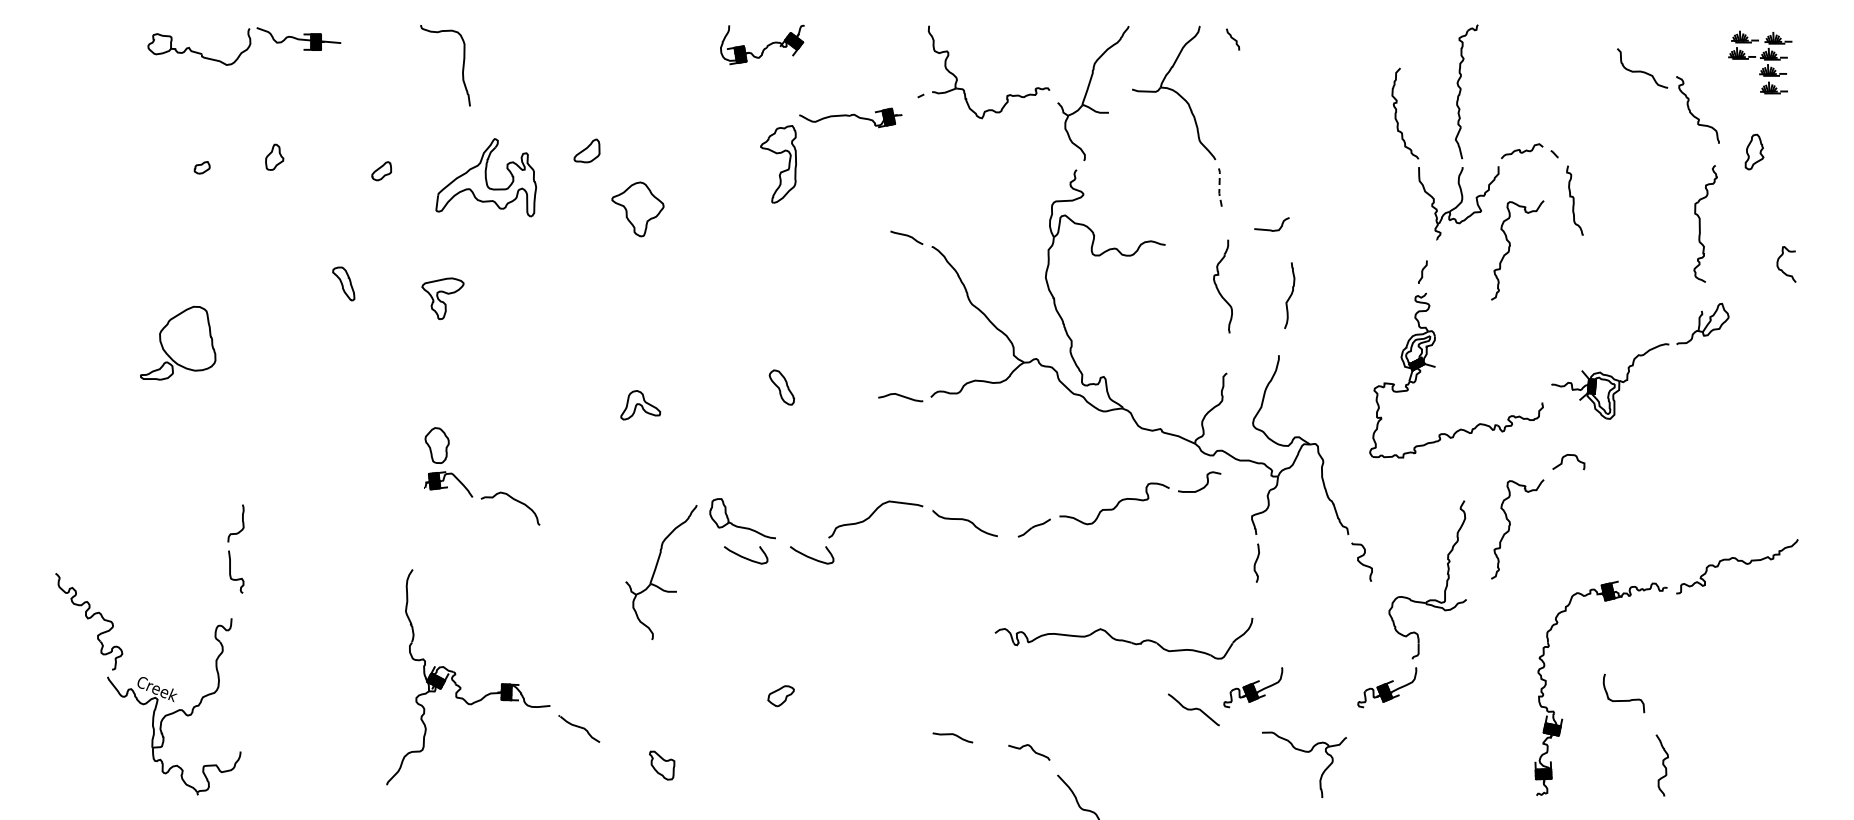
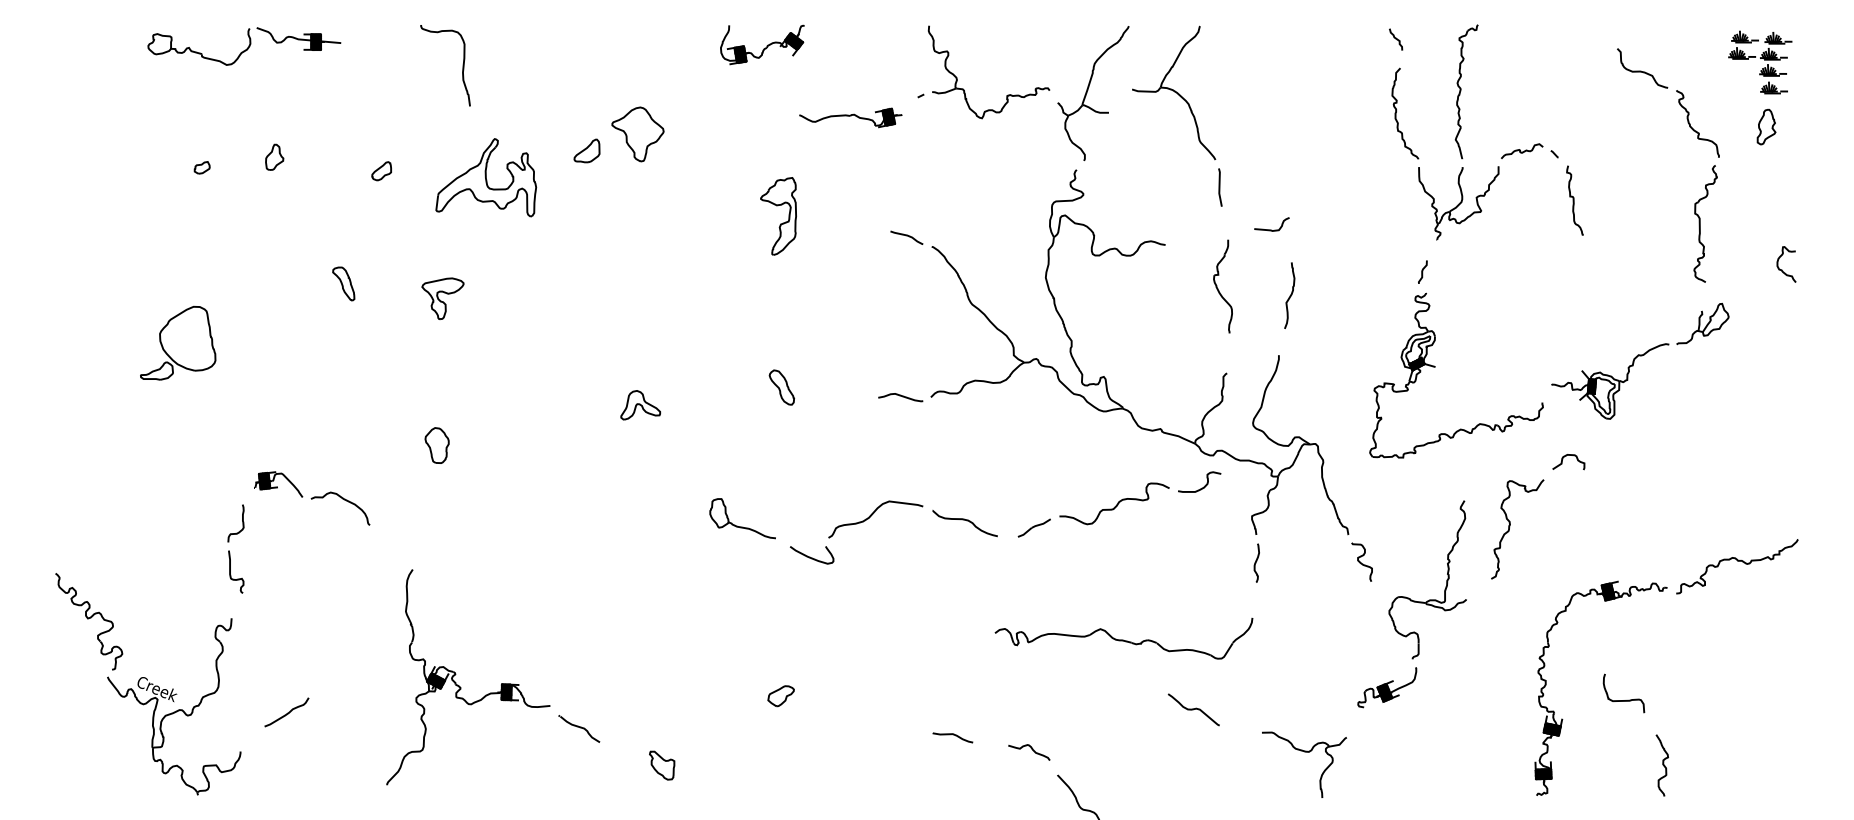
curve position: (1233, 39) -> (1396, 39) (1396, 39)
curve position: (1692, 113) -> (1692, 127) (1692, 127)
part position: (1754, 151) -> (1766, 126) (1766, 126)
part position: (782, 170) -> (782, 222) (782, 222)
line: dashed -> solid (1219, 187)
part position: (637, 209) -> (637, 134) (637, 134)
curve: present -> none (1510, 248)
part position: (482, 498) -> (312, 498) (312, 498)
curve: present -> none (746, 557)
part: present -> none (661, 572)
part: present -> none (1253, 687)
curve: none -> present (287, 712)
